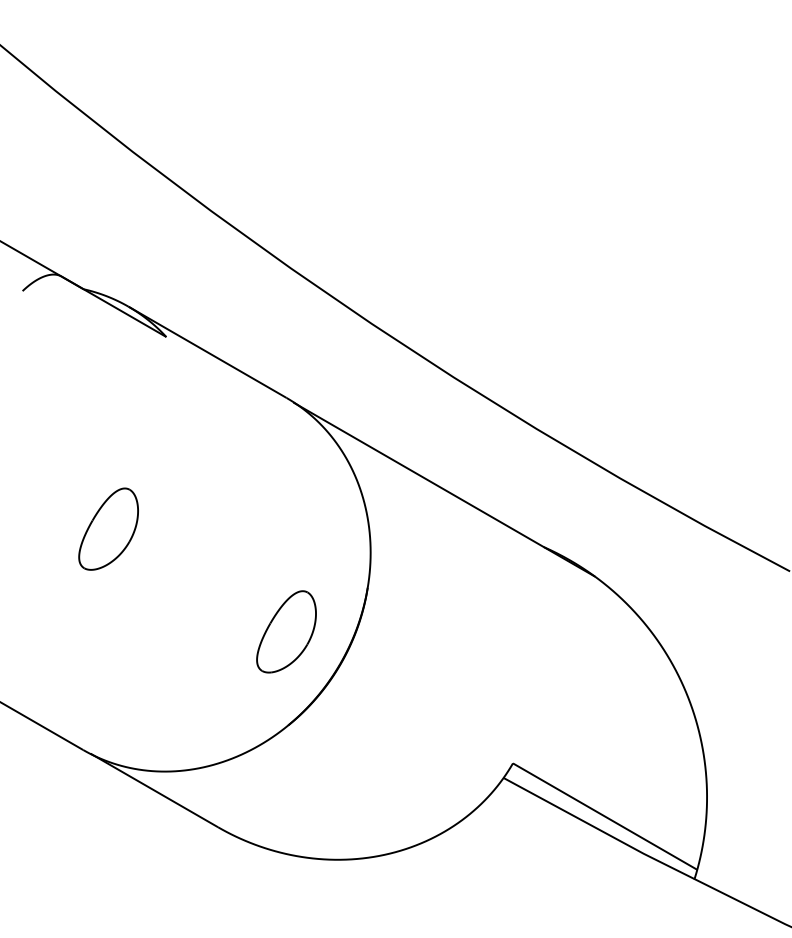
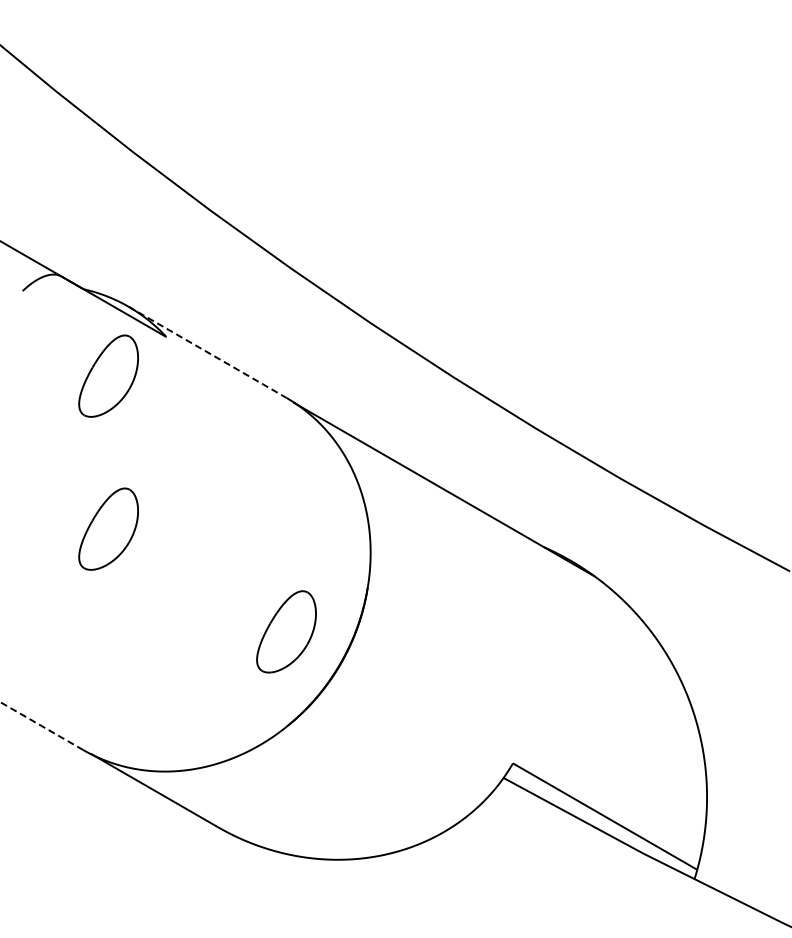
line: solid -> dashed (208, 352)
part: none -> present (108, 375)
line: solid -> dashed (41, 726)
